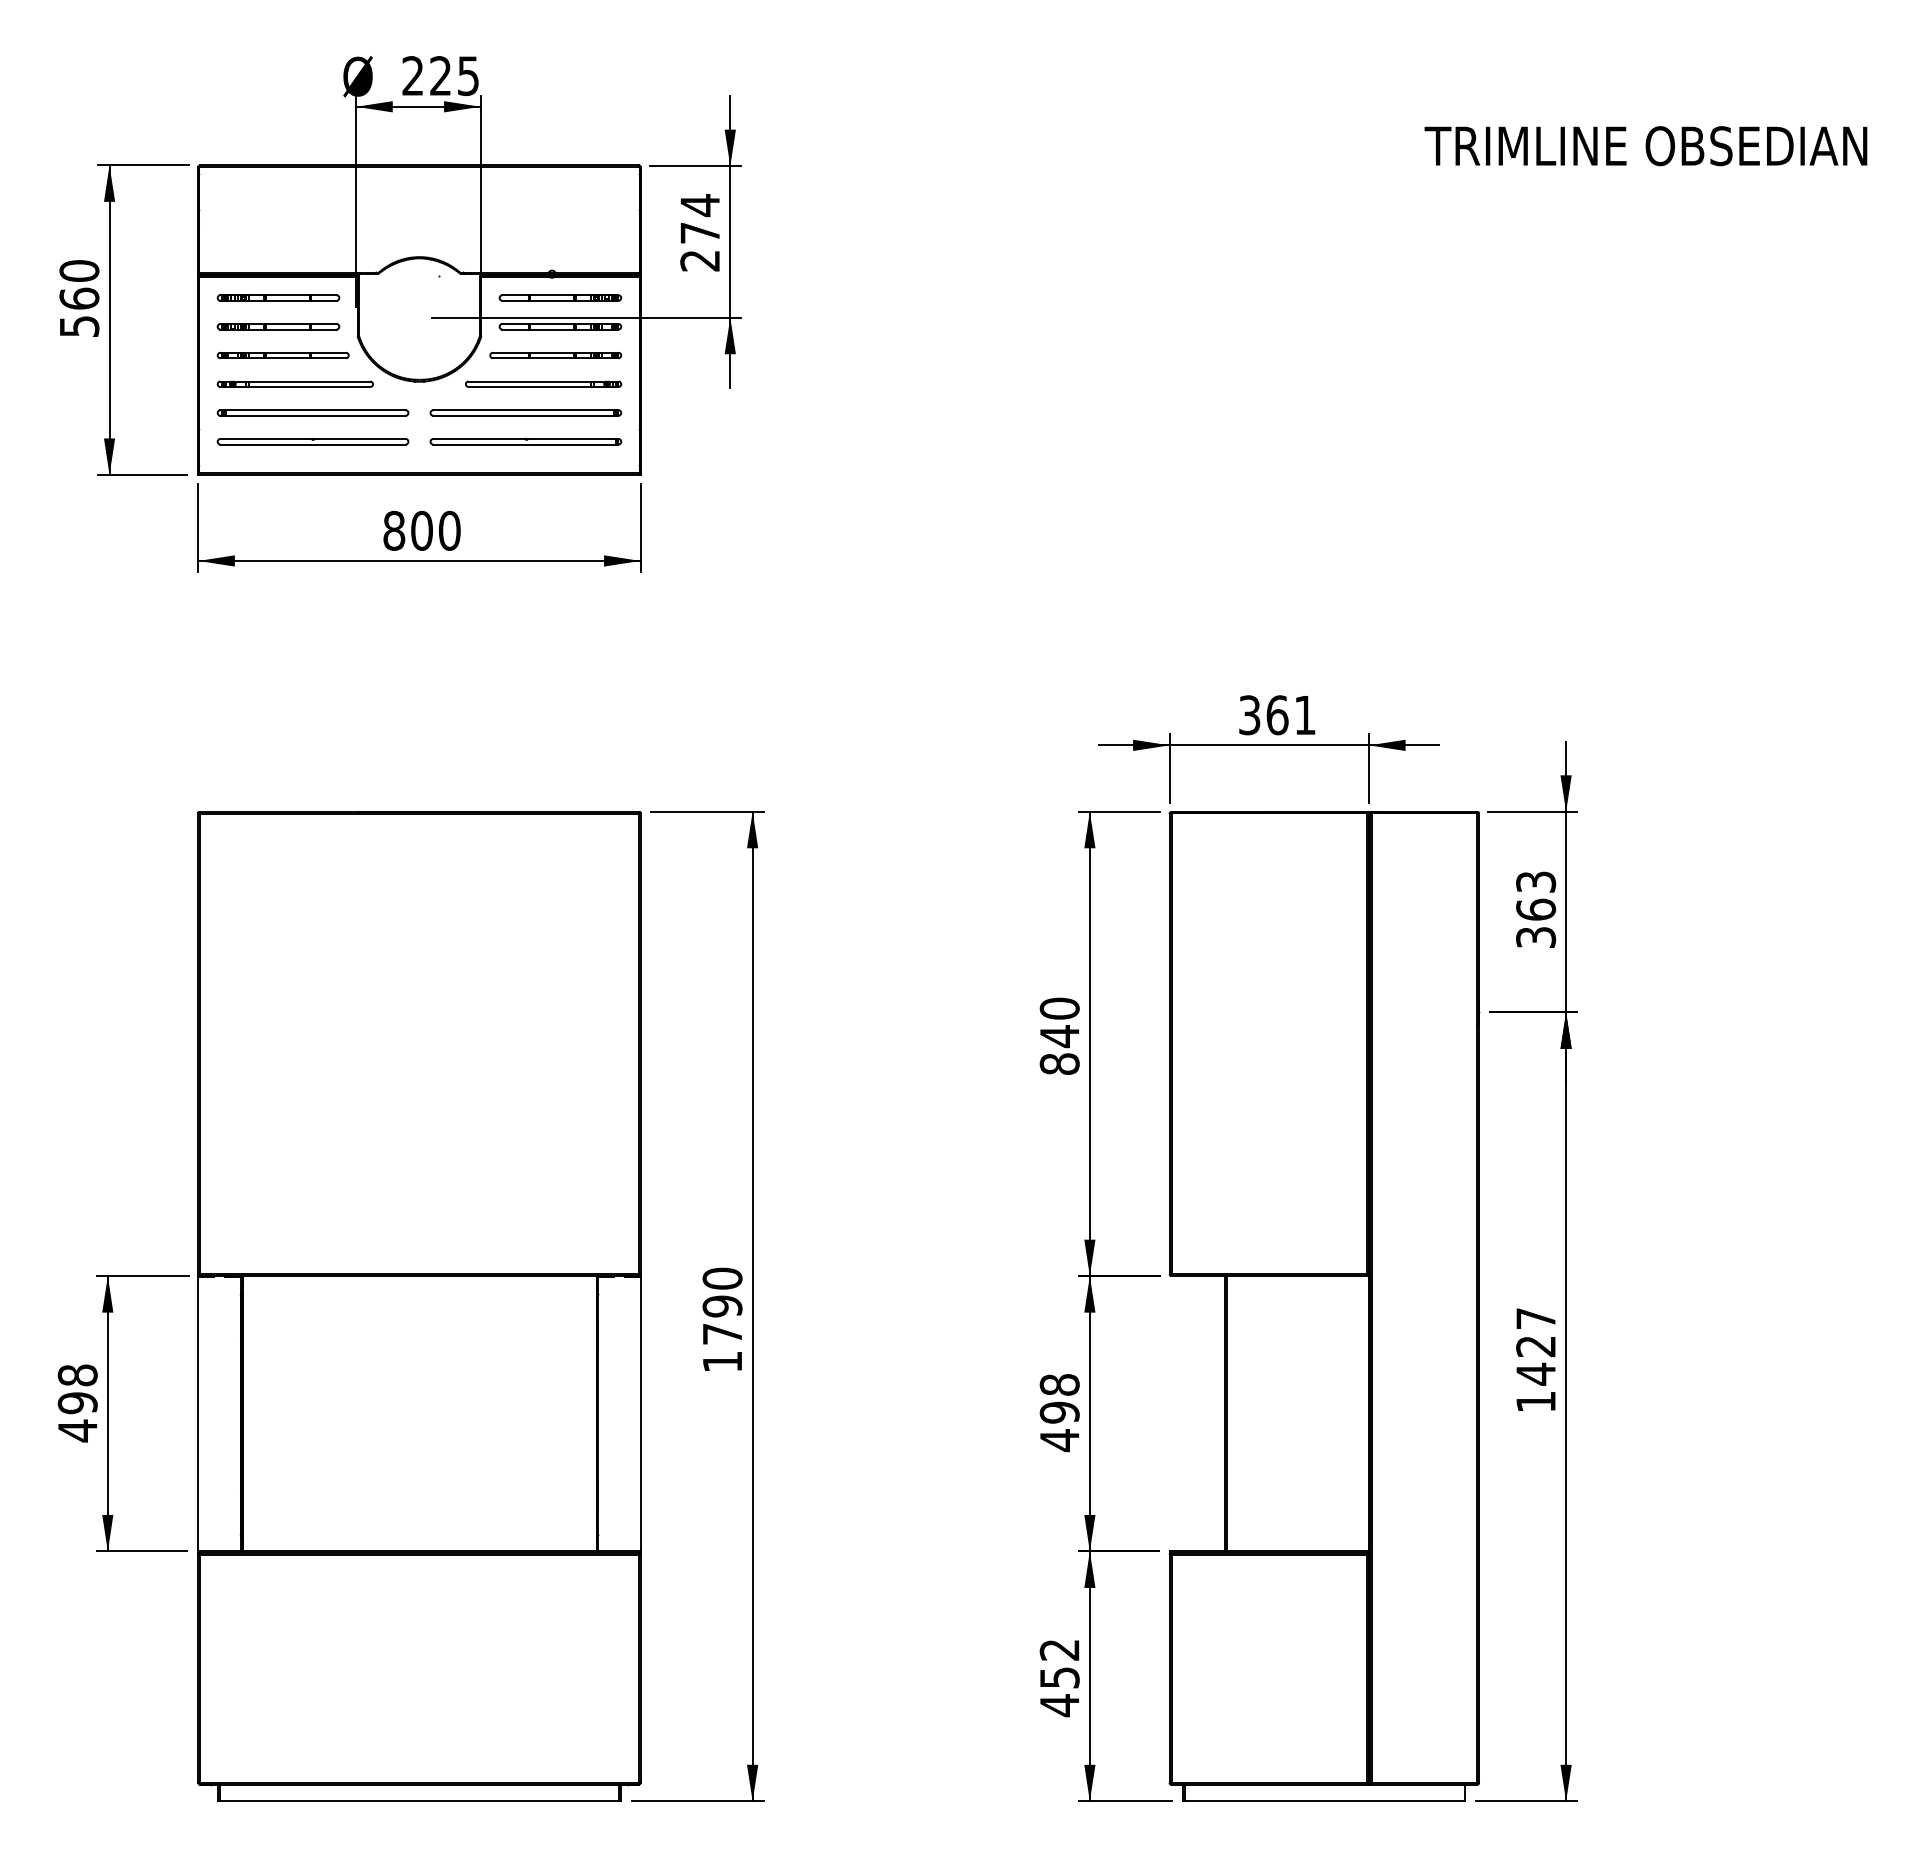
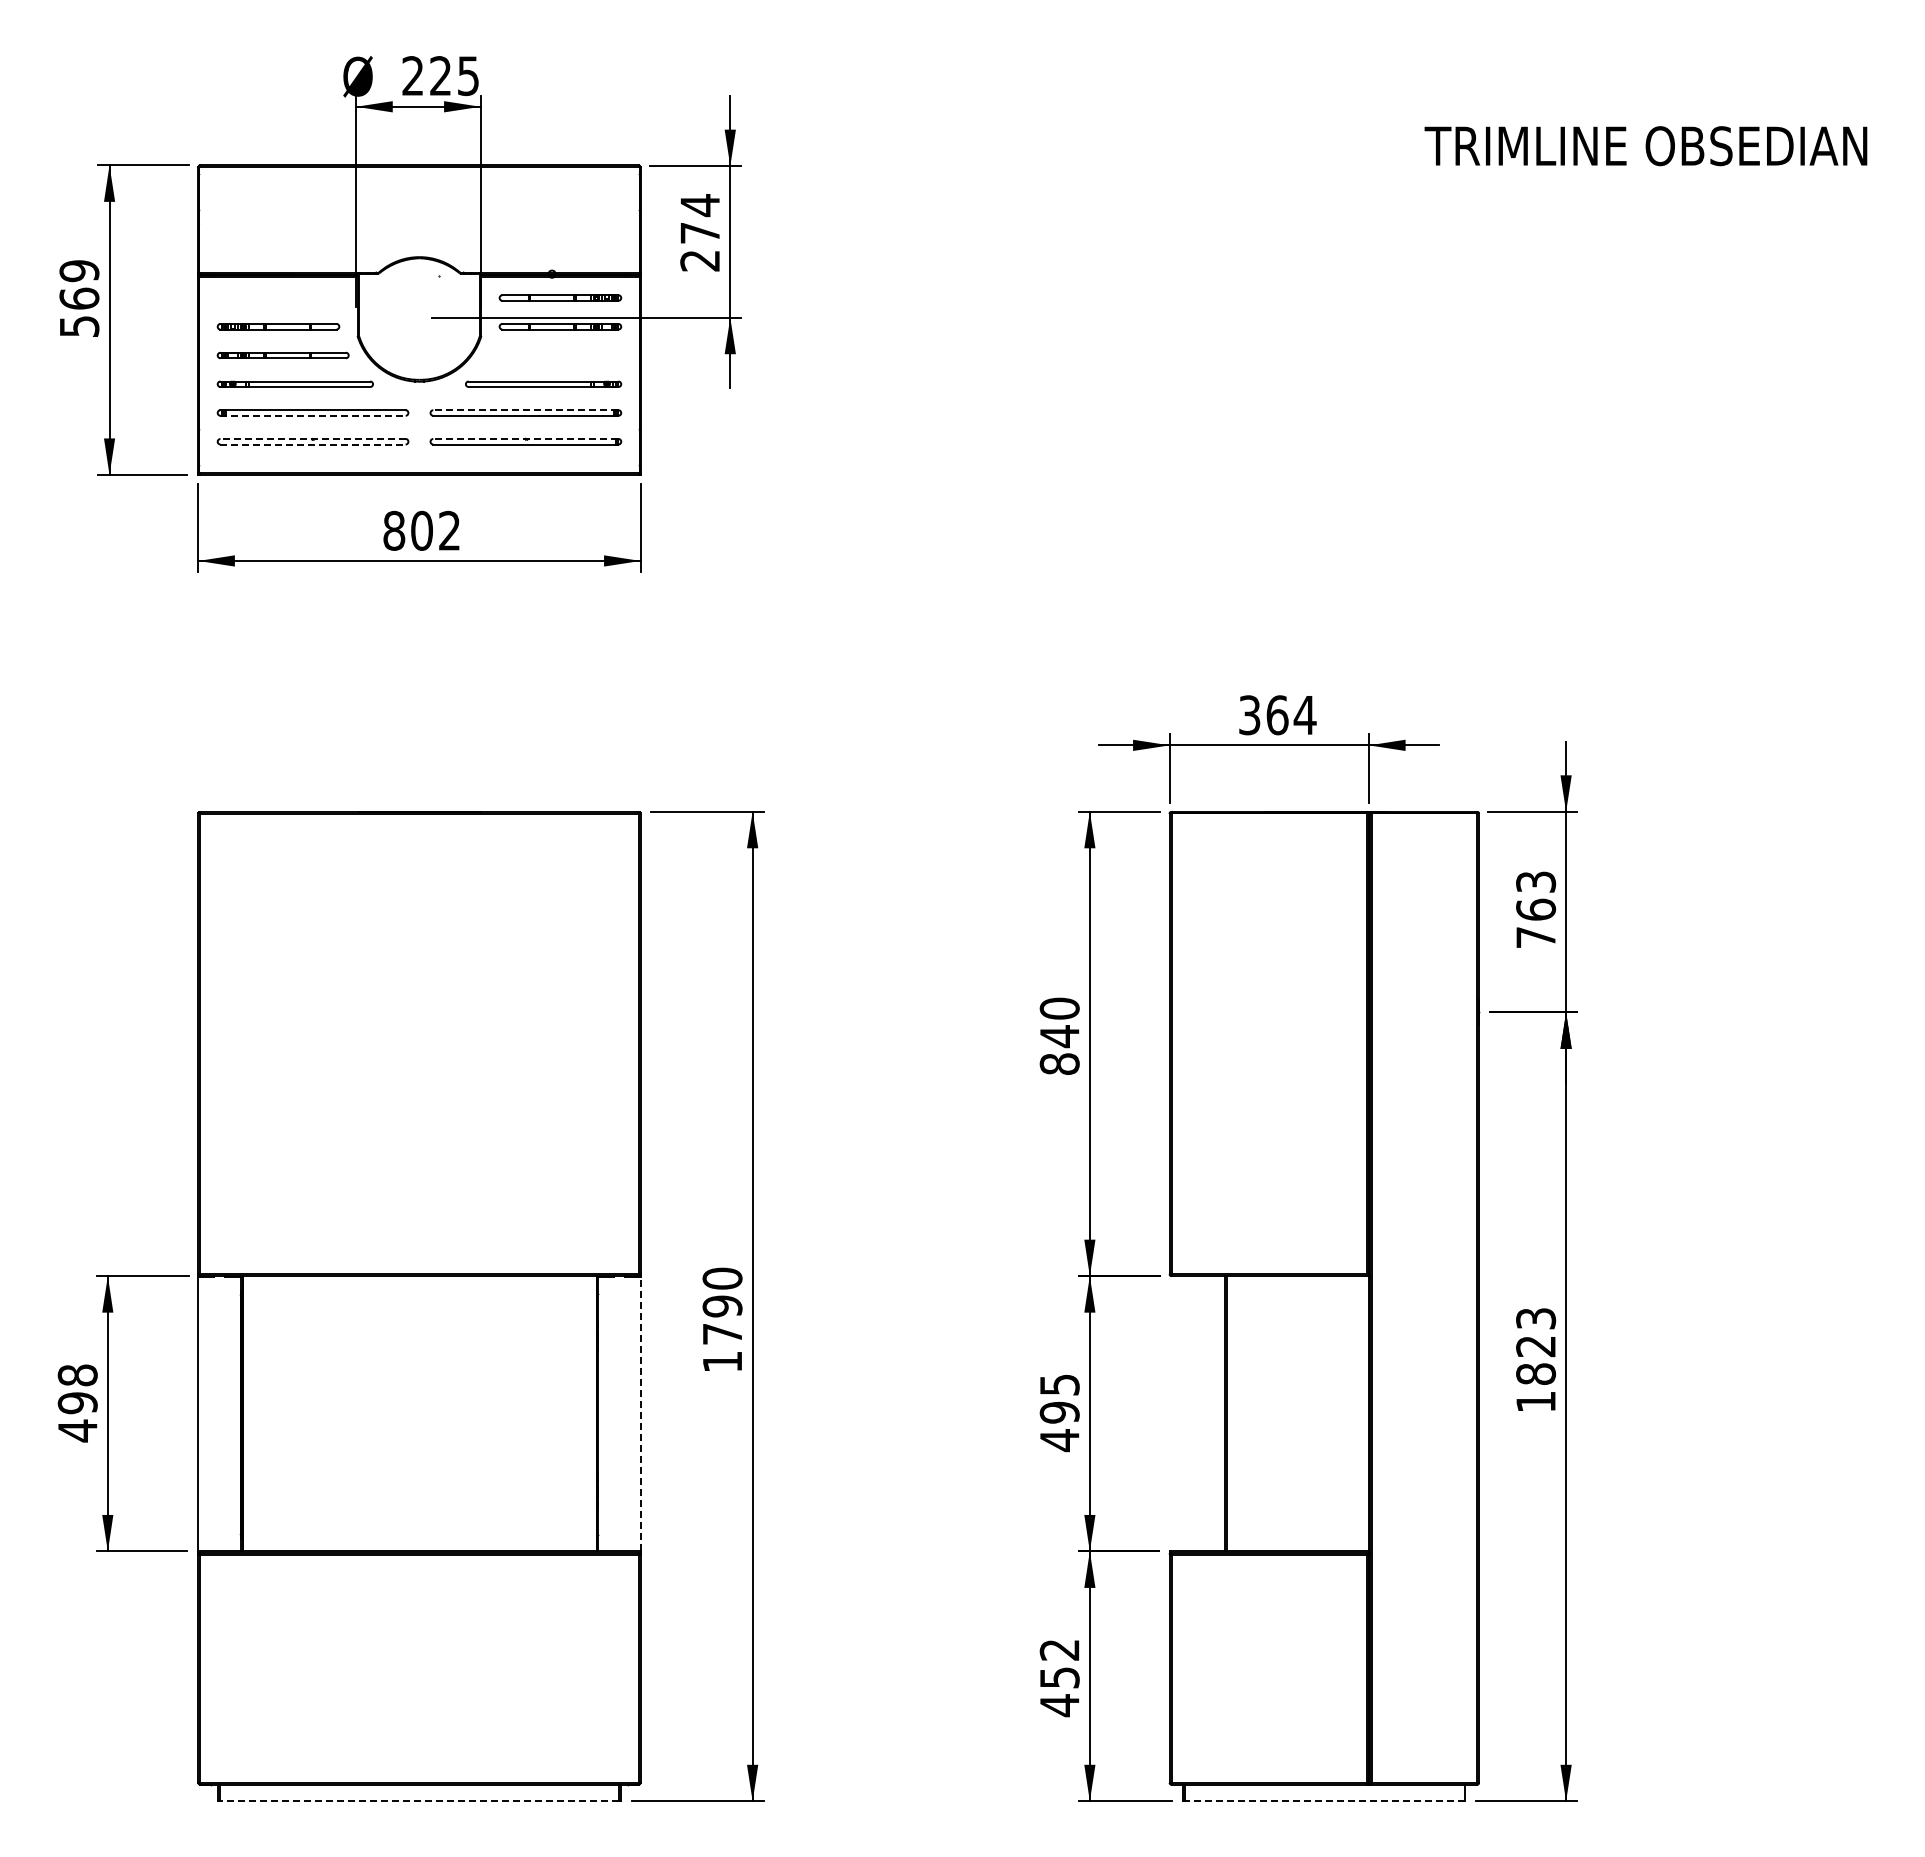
text: 560 -> 569 (79, 271)
part: present -> none (278, 297)
part: present -> none (555, 355)
line: solid -> dashed (525, 410)
line: solid -> dashed (313, 415)
line: solid -> dashed (313, 438)
line: solid -> dashed (525, 438)
line: solid -> dashed (313, 444)
text: 800 -> 802 (449, 530)
text: 361 -> 364 (1304, 715)
text: 363 -> 763 (1536, 937)
text: 1427 -> 1823 (1536, 1346)
text: 498 -> 495 (1059, 1384)
line: solid -> dashed (640, 1413)
line: solid -> dashed (419, 1801)
line: solid -> dashed (1325, 1801)
